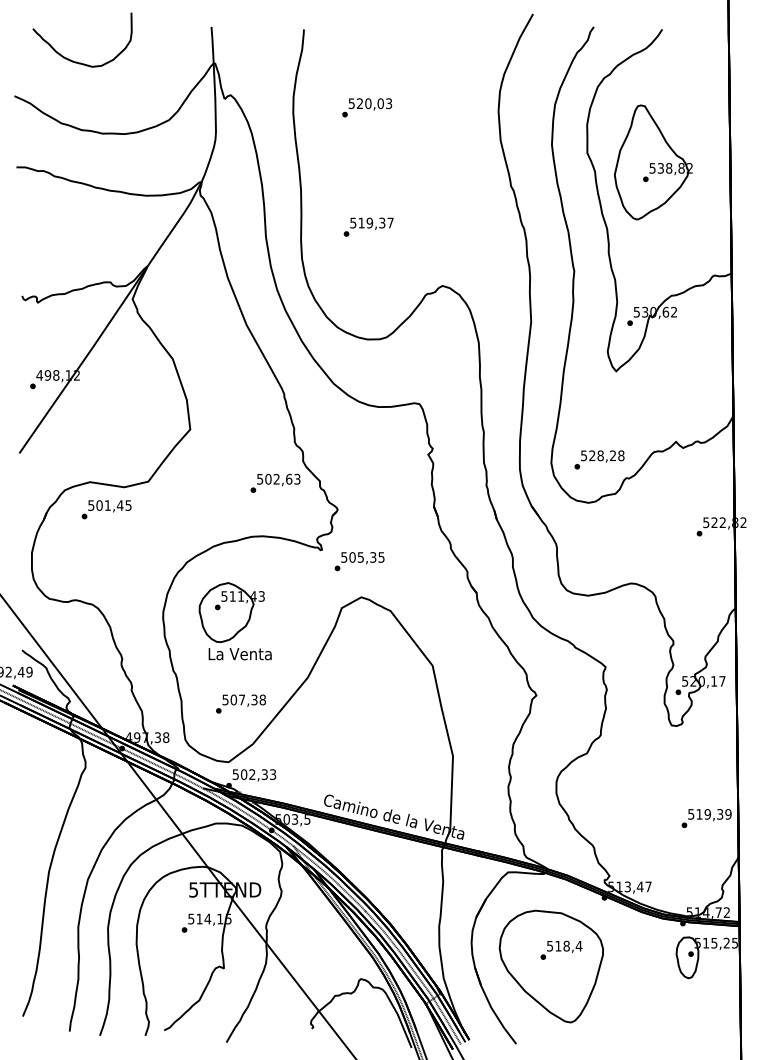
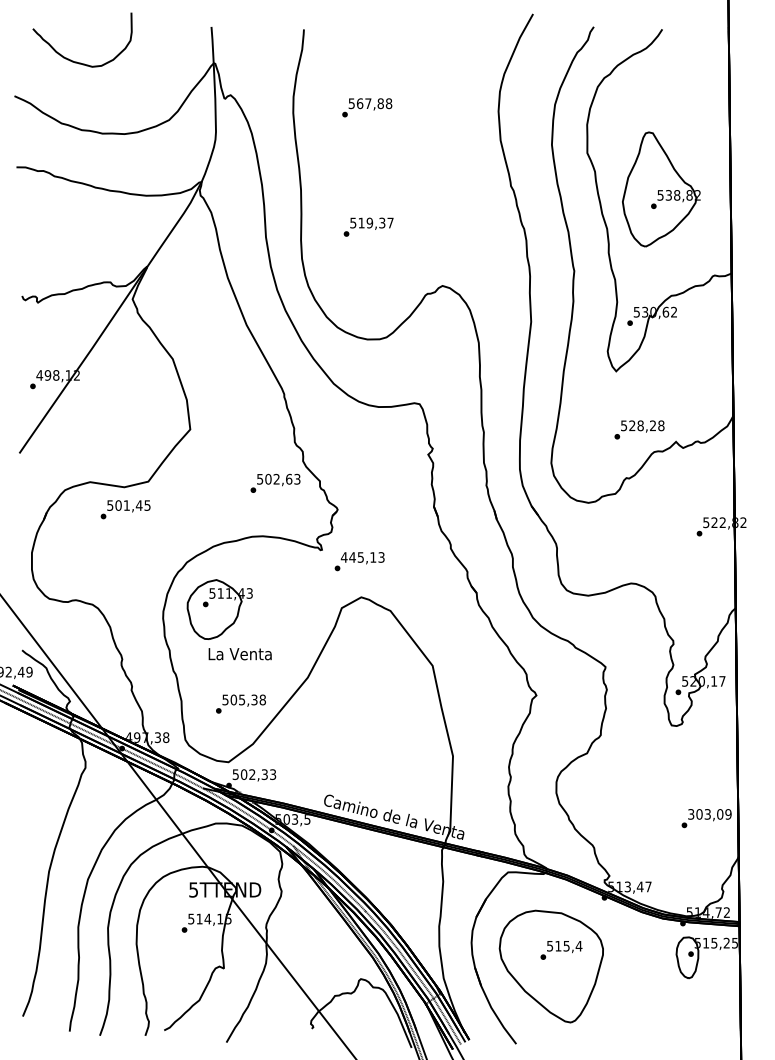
text: 520,03 -> 567,88 (374, 103)
part position: (653, 162) -> (661, 189) (661, 189)
text position: (599, 459) -> (639, 429) (639, 429)
text position: (106, 509) -> (125, 509) (125, 509)
text: 505,35 -> 445,13 (362, 557)
part position: (231, 612) -> (219, 609) (219, 609)
text: 507,38 -> 505,38 (242, 699)
text: 519,39 -> 303,09 (705, 814)
text: 518,4 -> 515,4 (566, 945)
